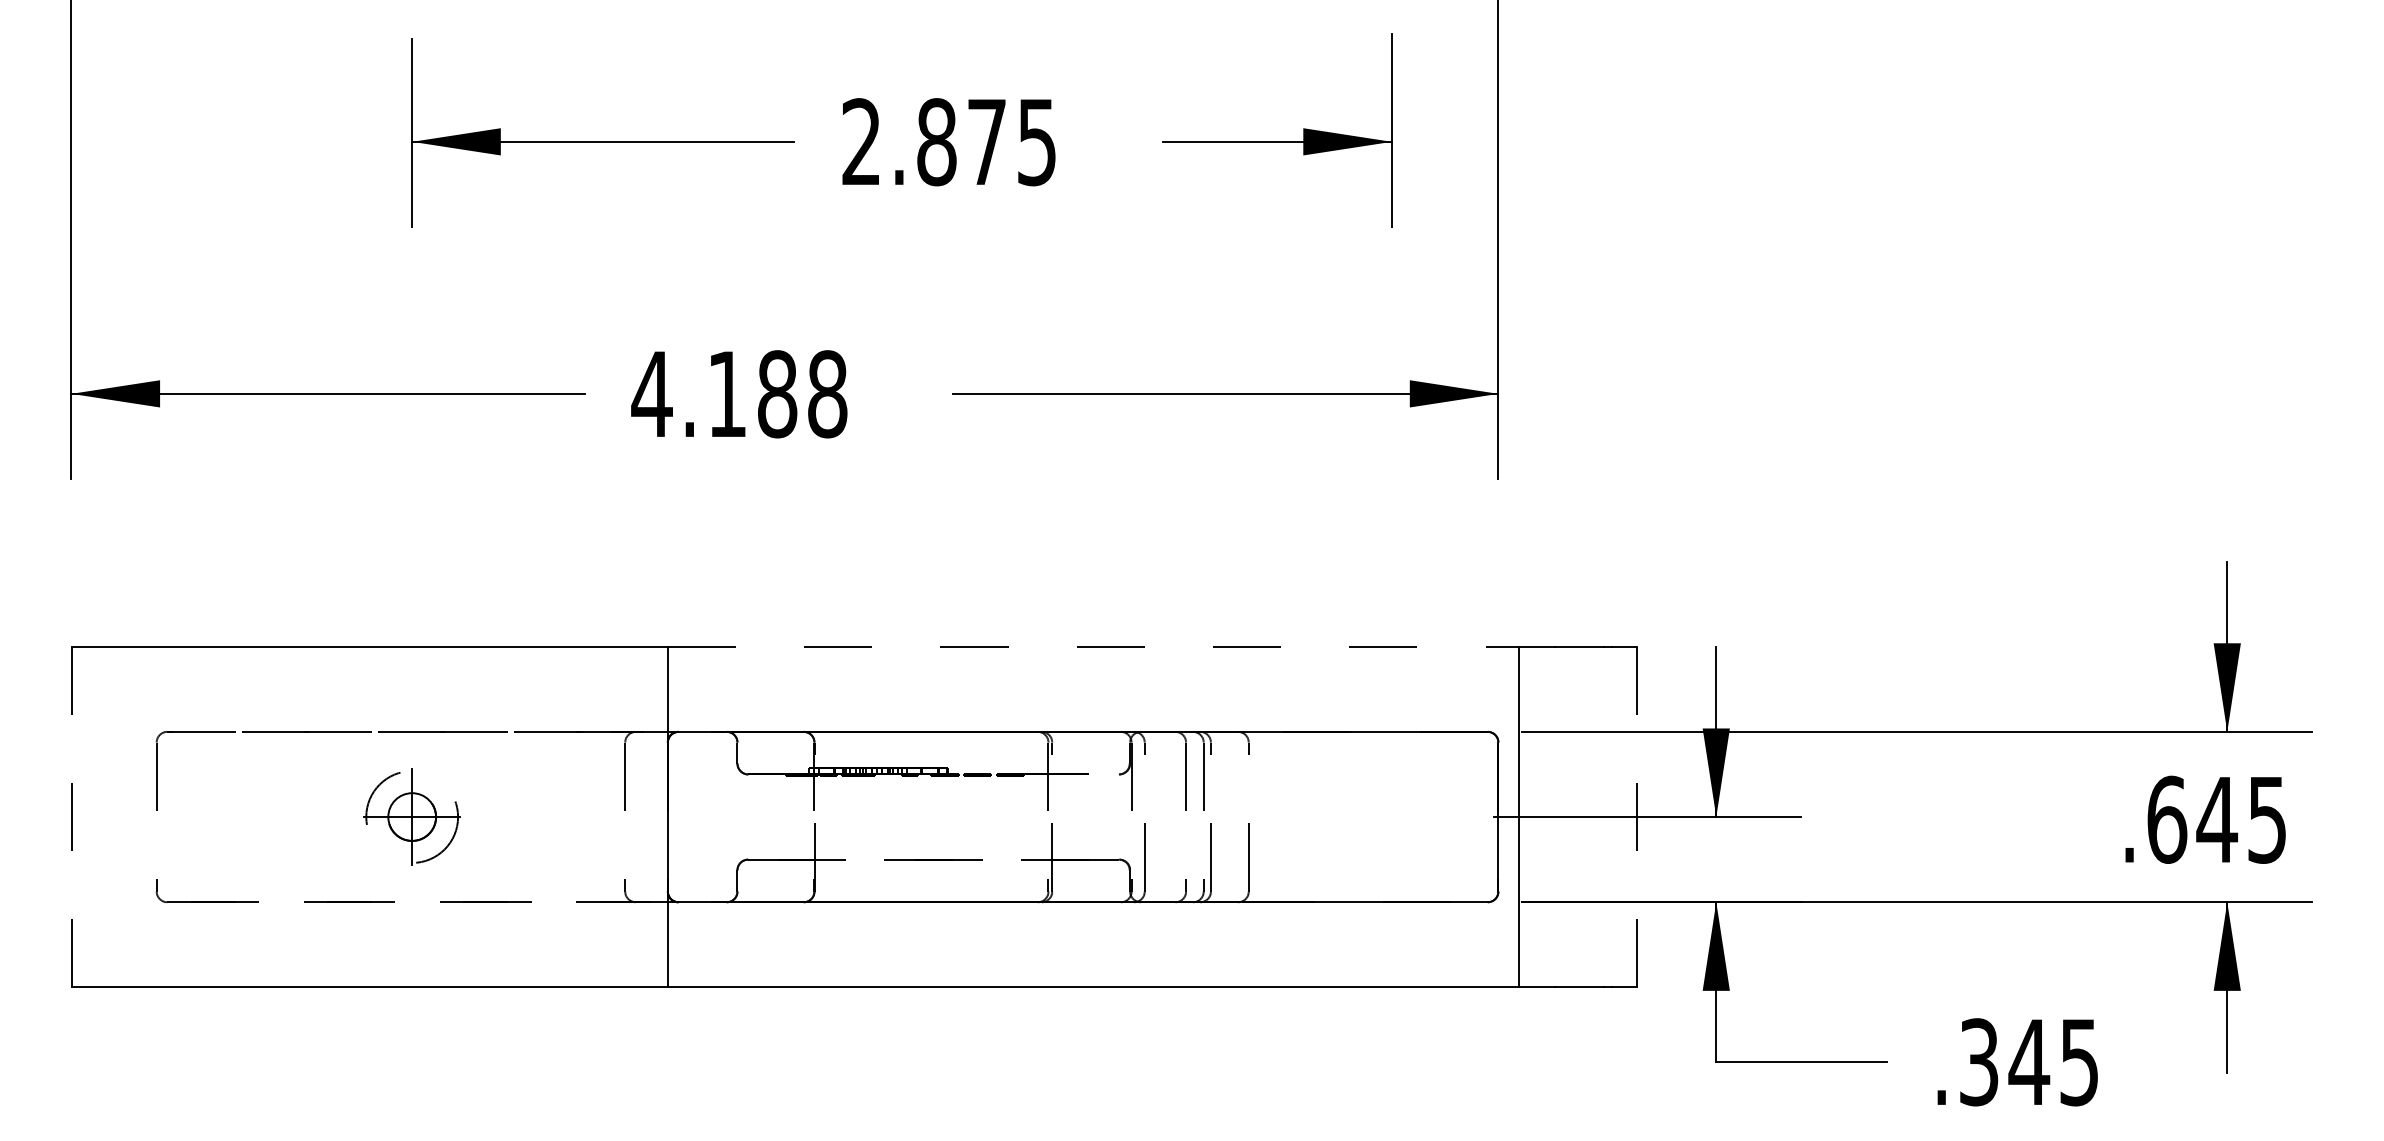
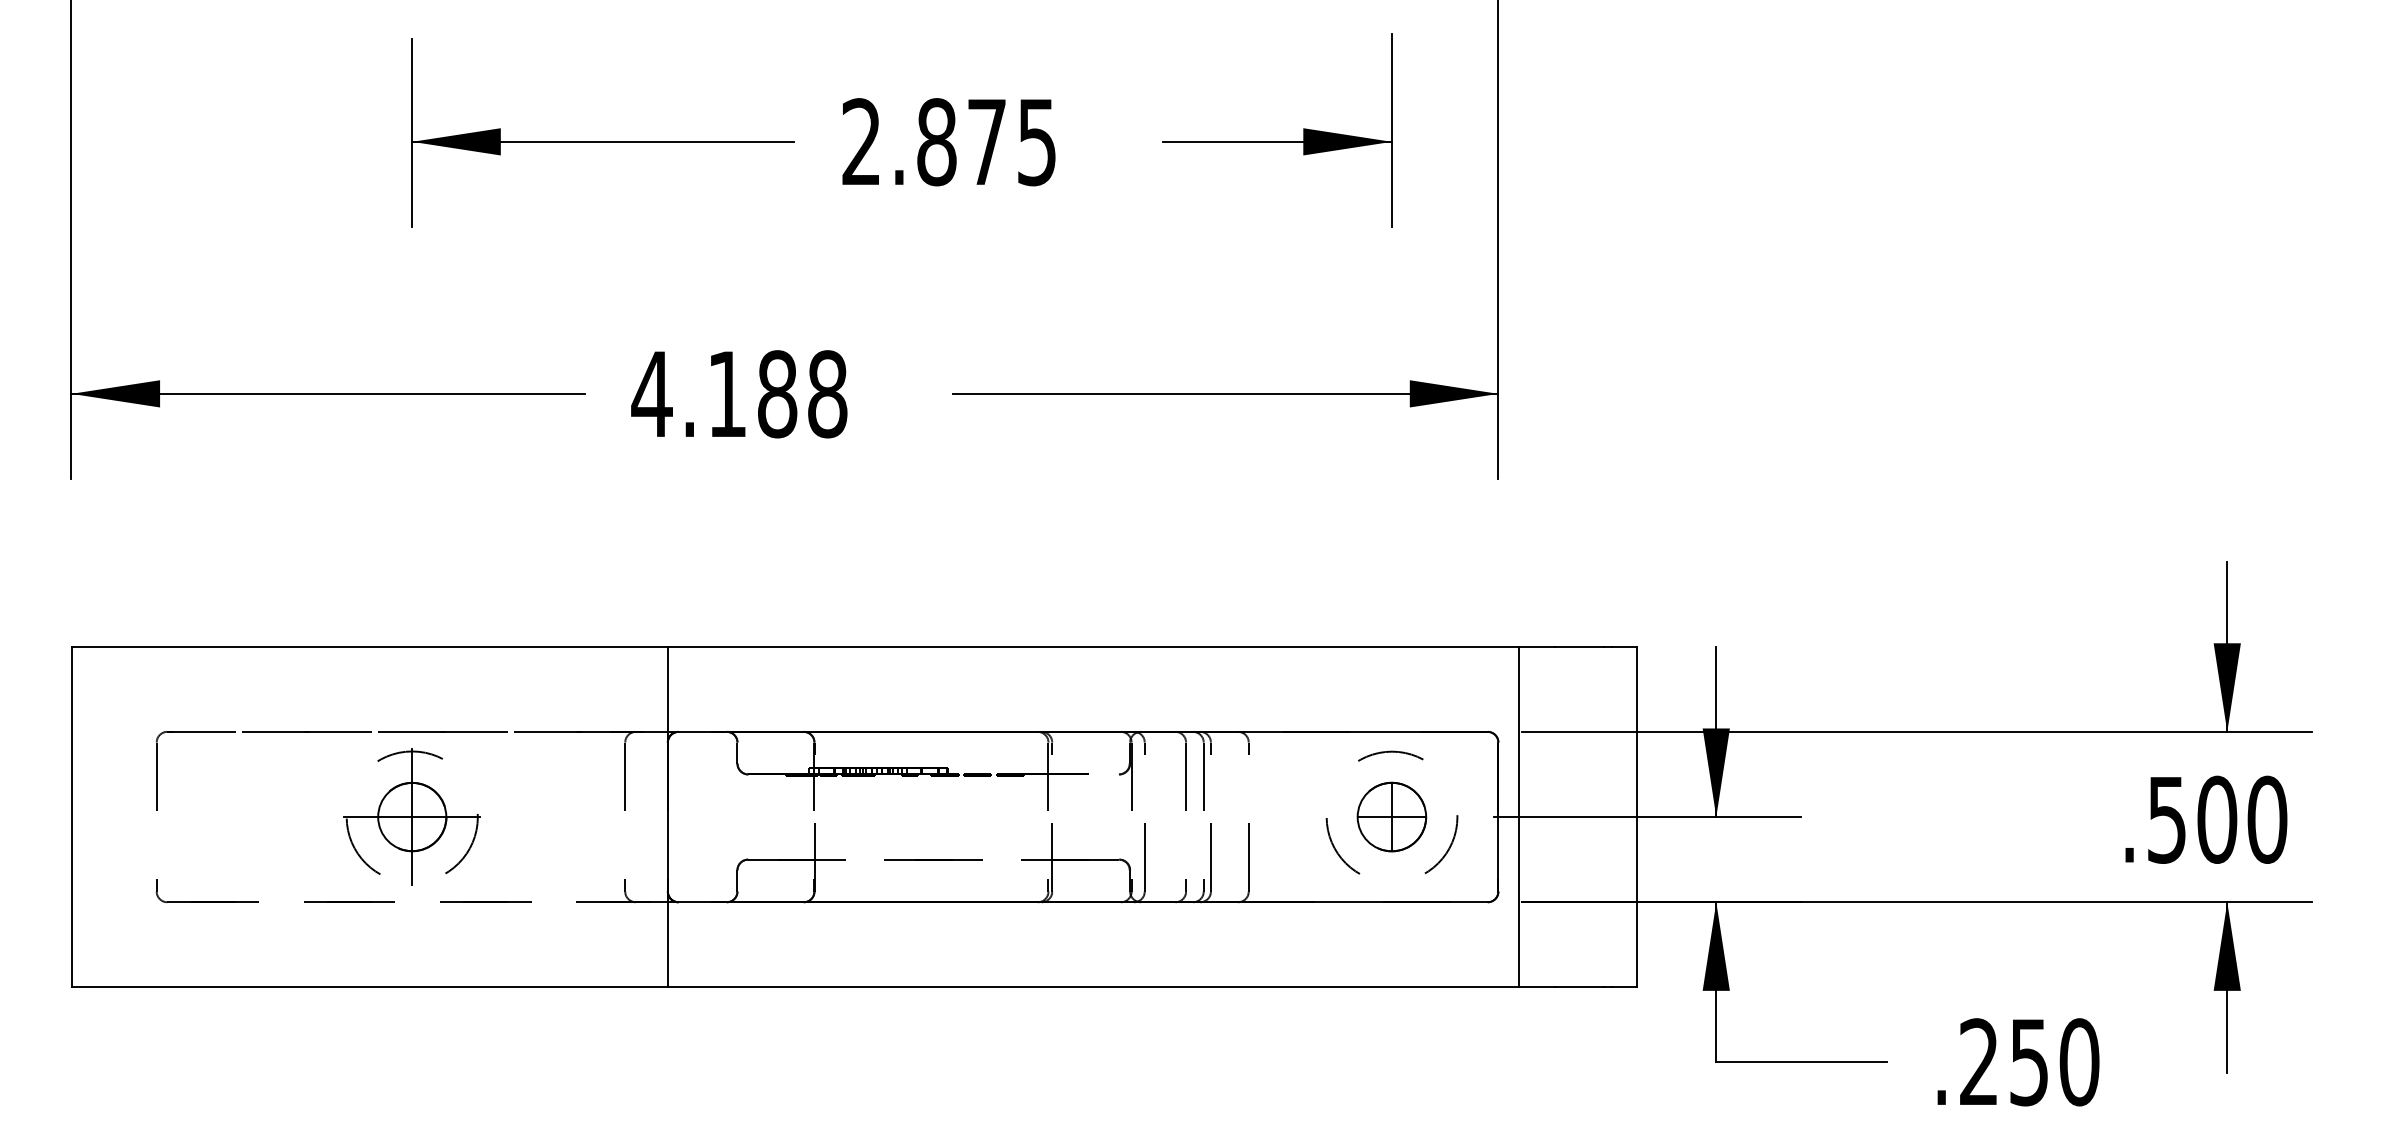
line: dashed -> solid (1093, 646)
part: none -> present (1391, 812)
part size: 98x98 px -> 138x138 px (411, 816)
line: dashed -> solid (1636, 816)
line: dashed -> solid (71, 817)
text: .645 -> .500 (2217, 819)
text: .345 -> .250 (2029, 1062)
